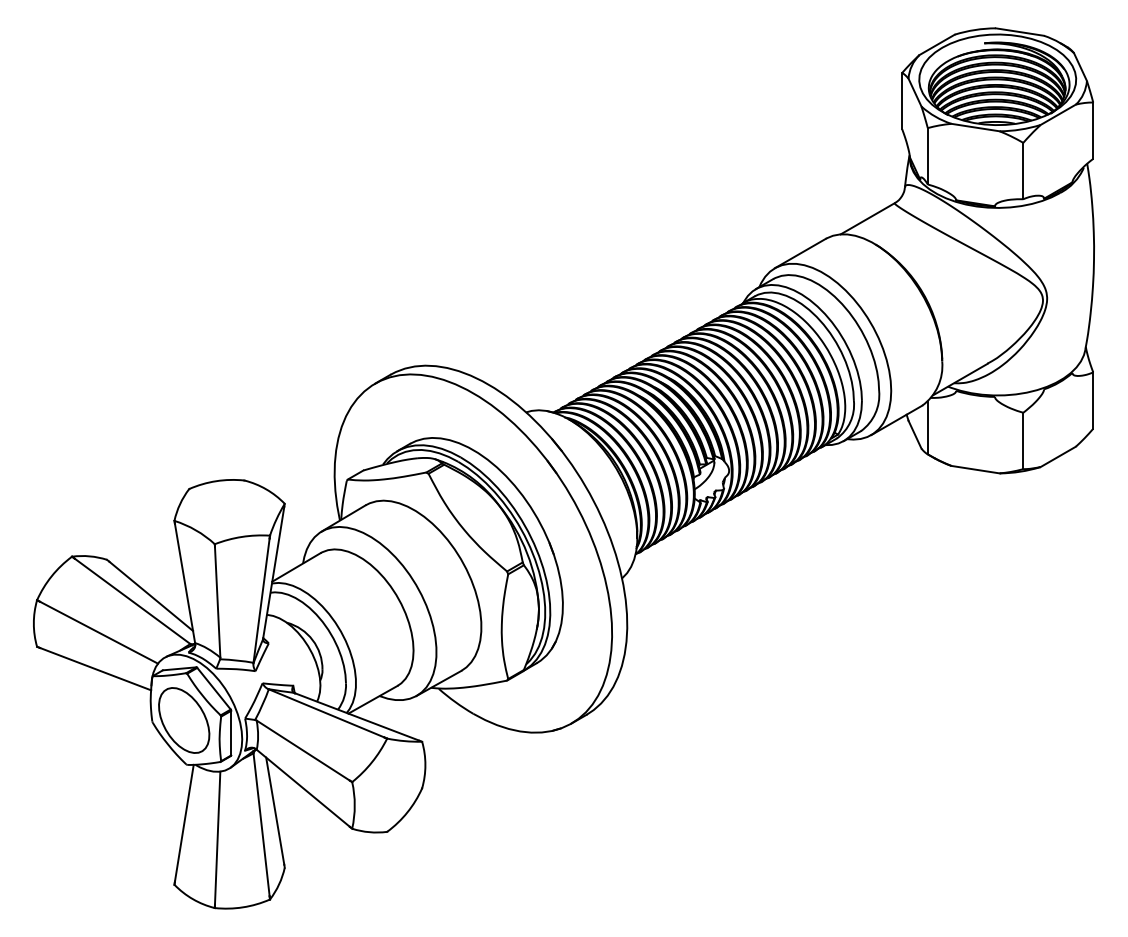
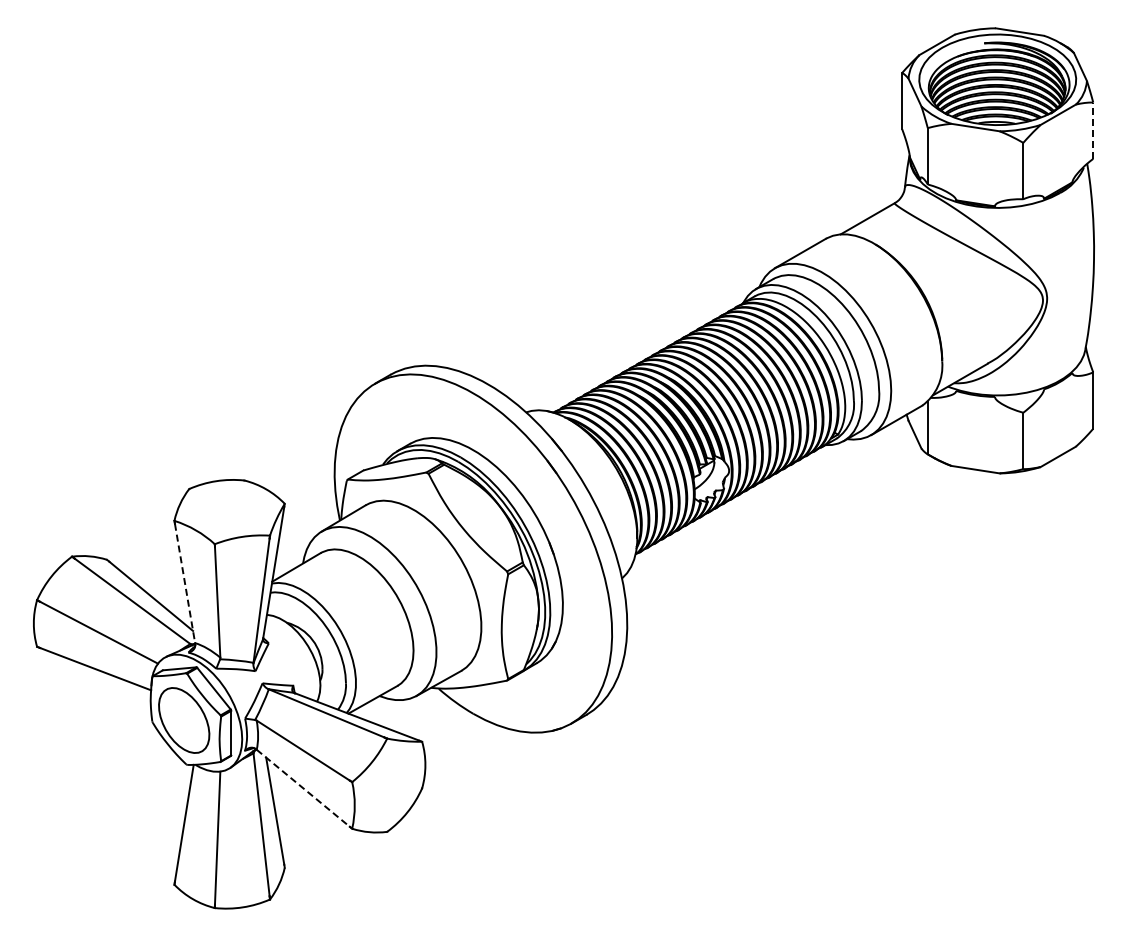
line: solid -> dashed (1093, 130)
line: solid -> dashed (185, 583)
line: solid -> dashed (303, 788)
